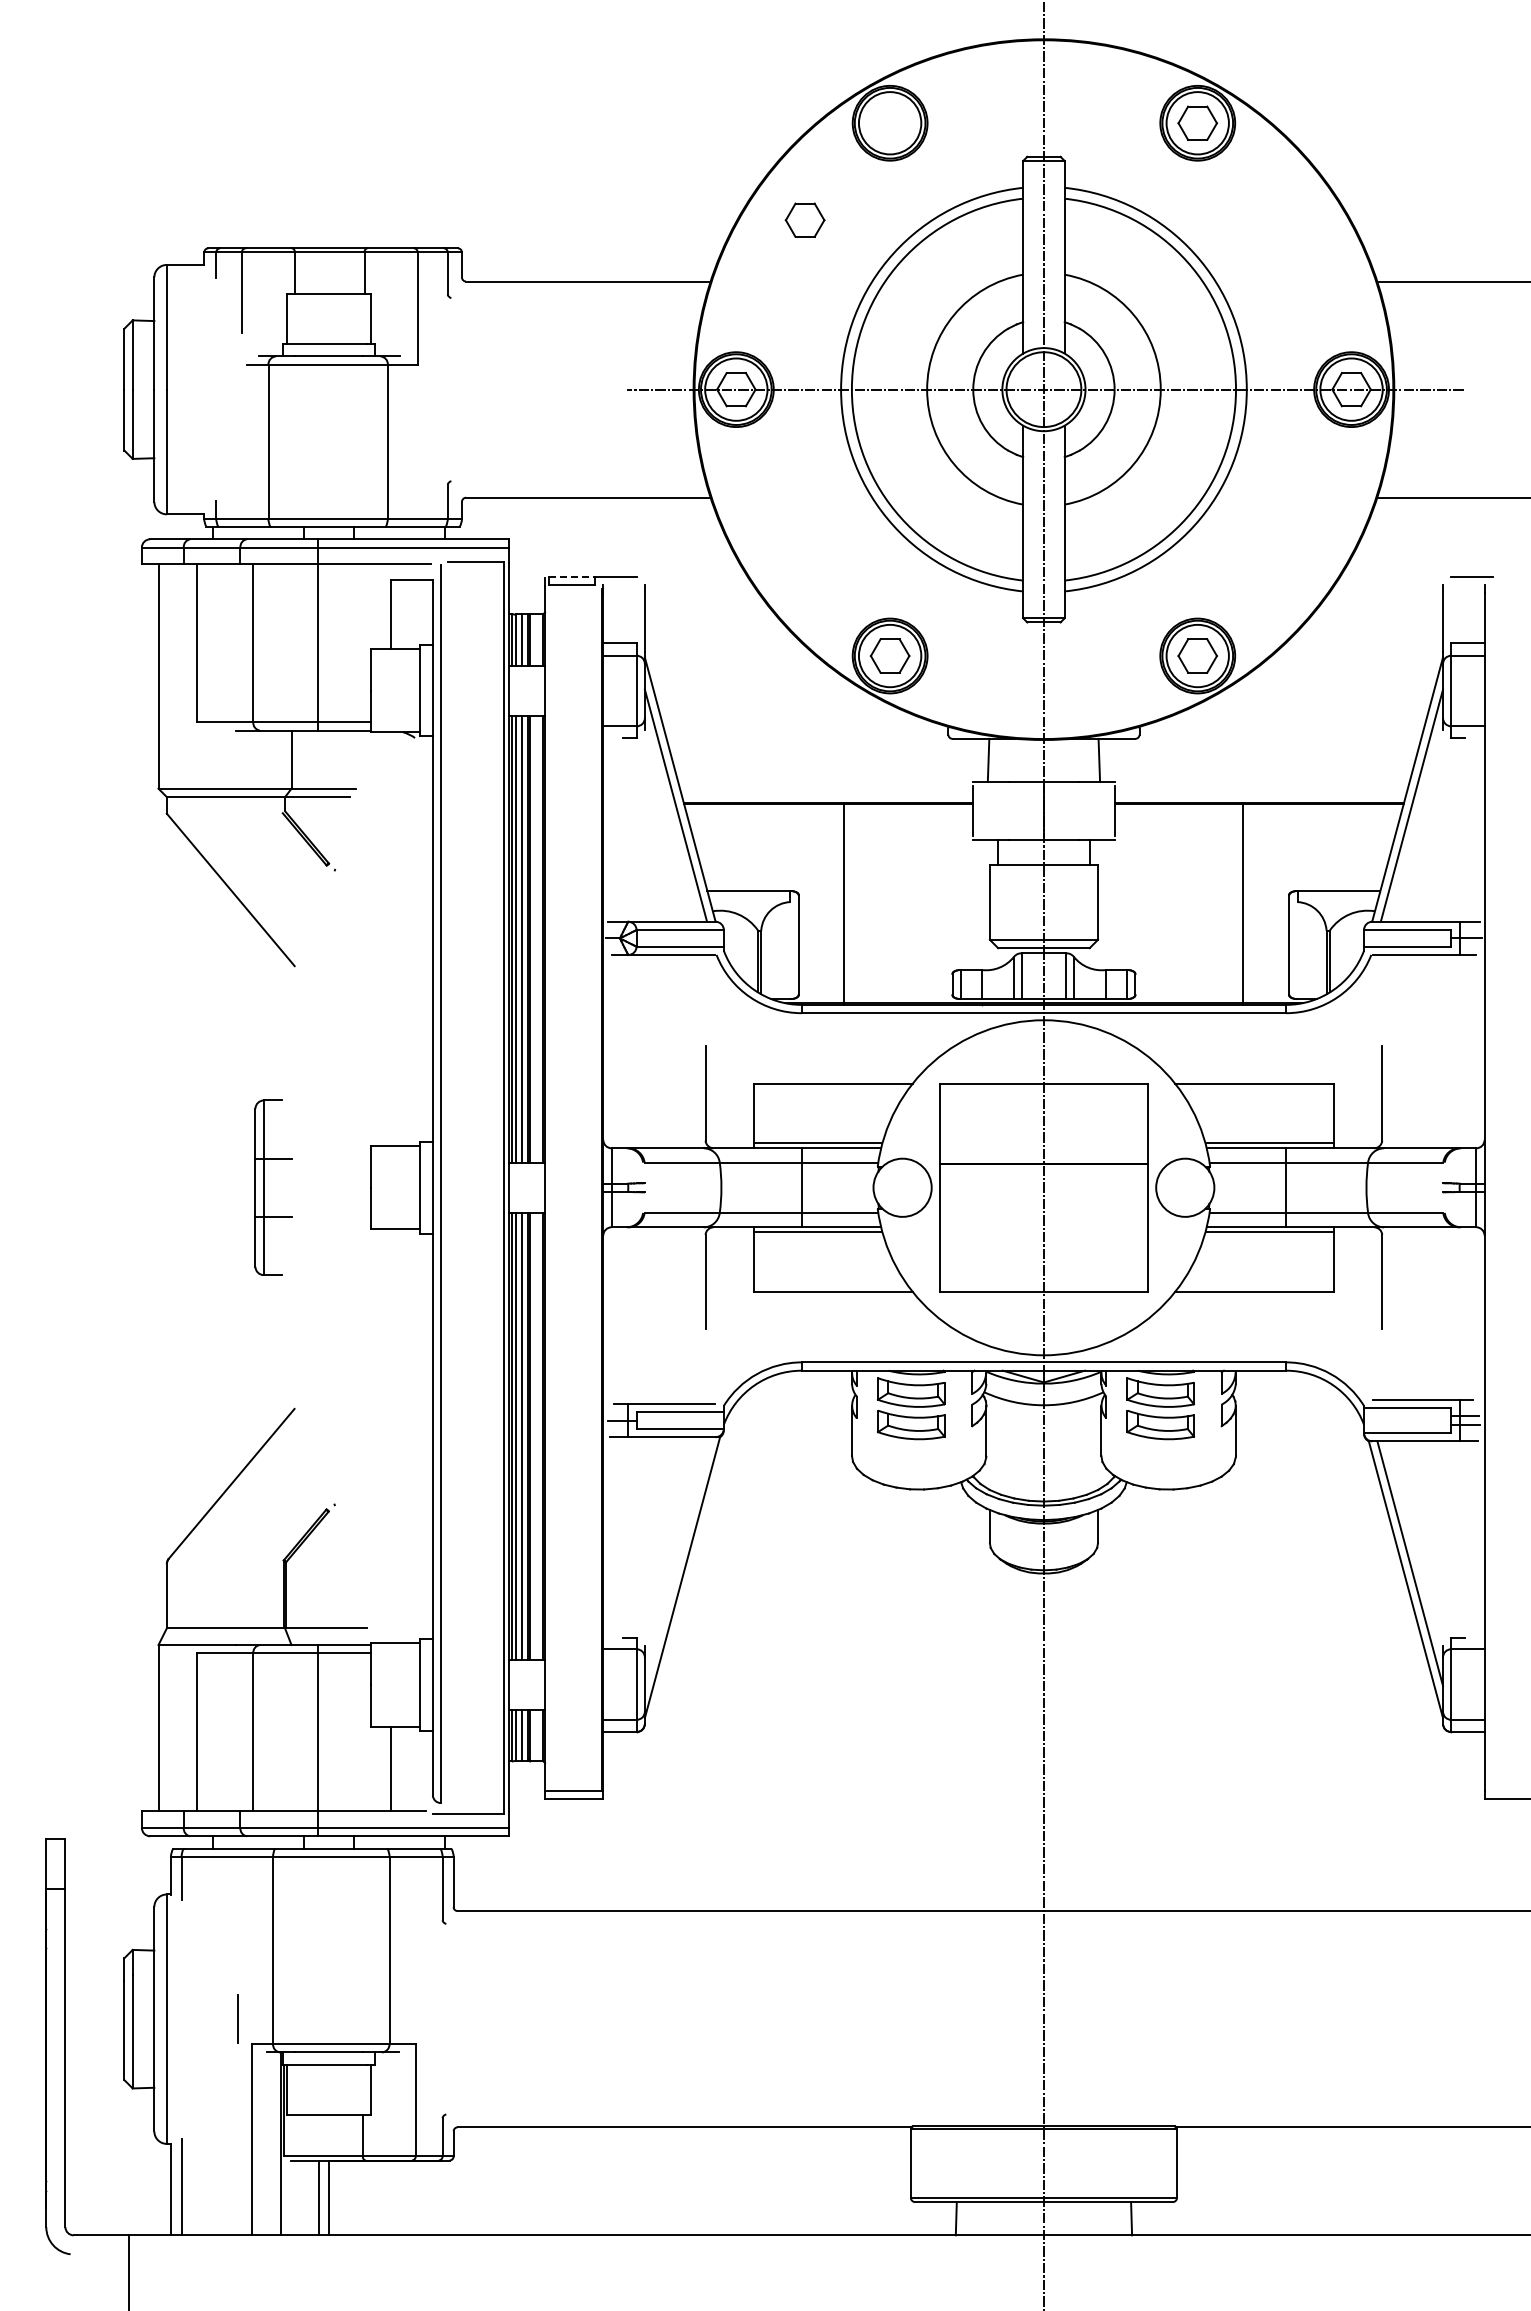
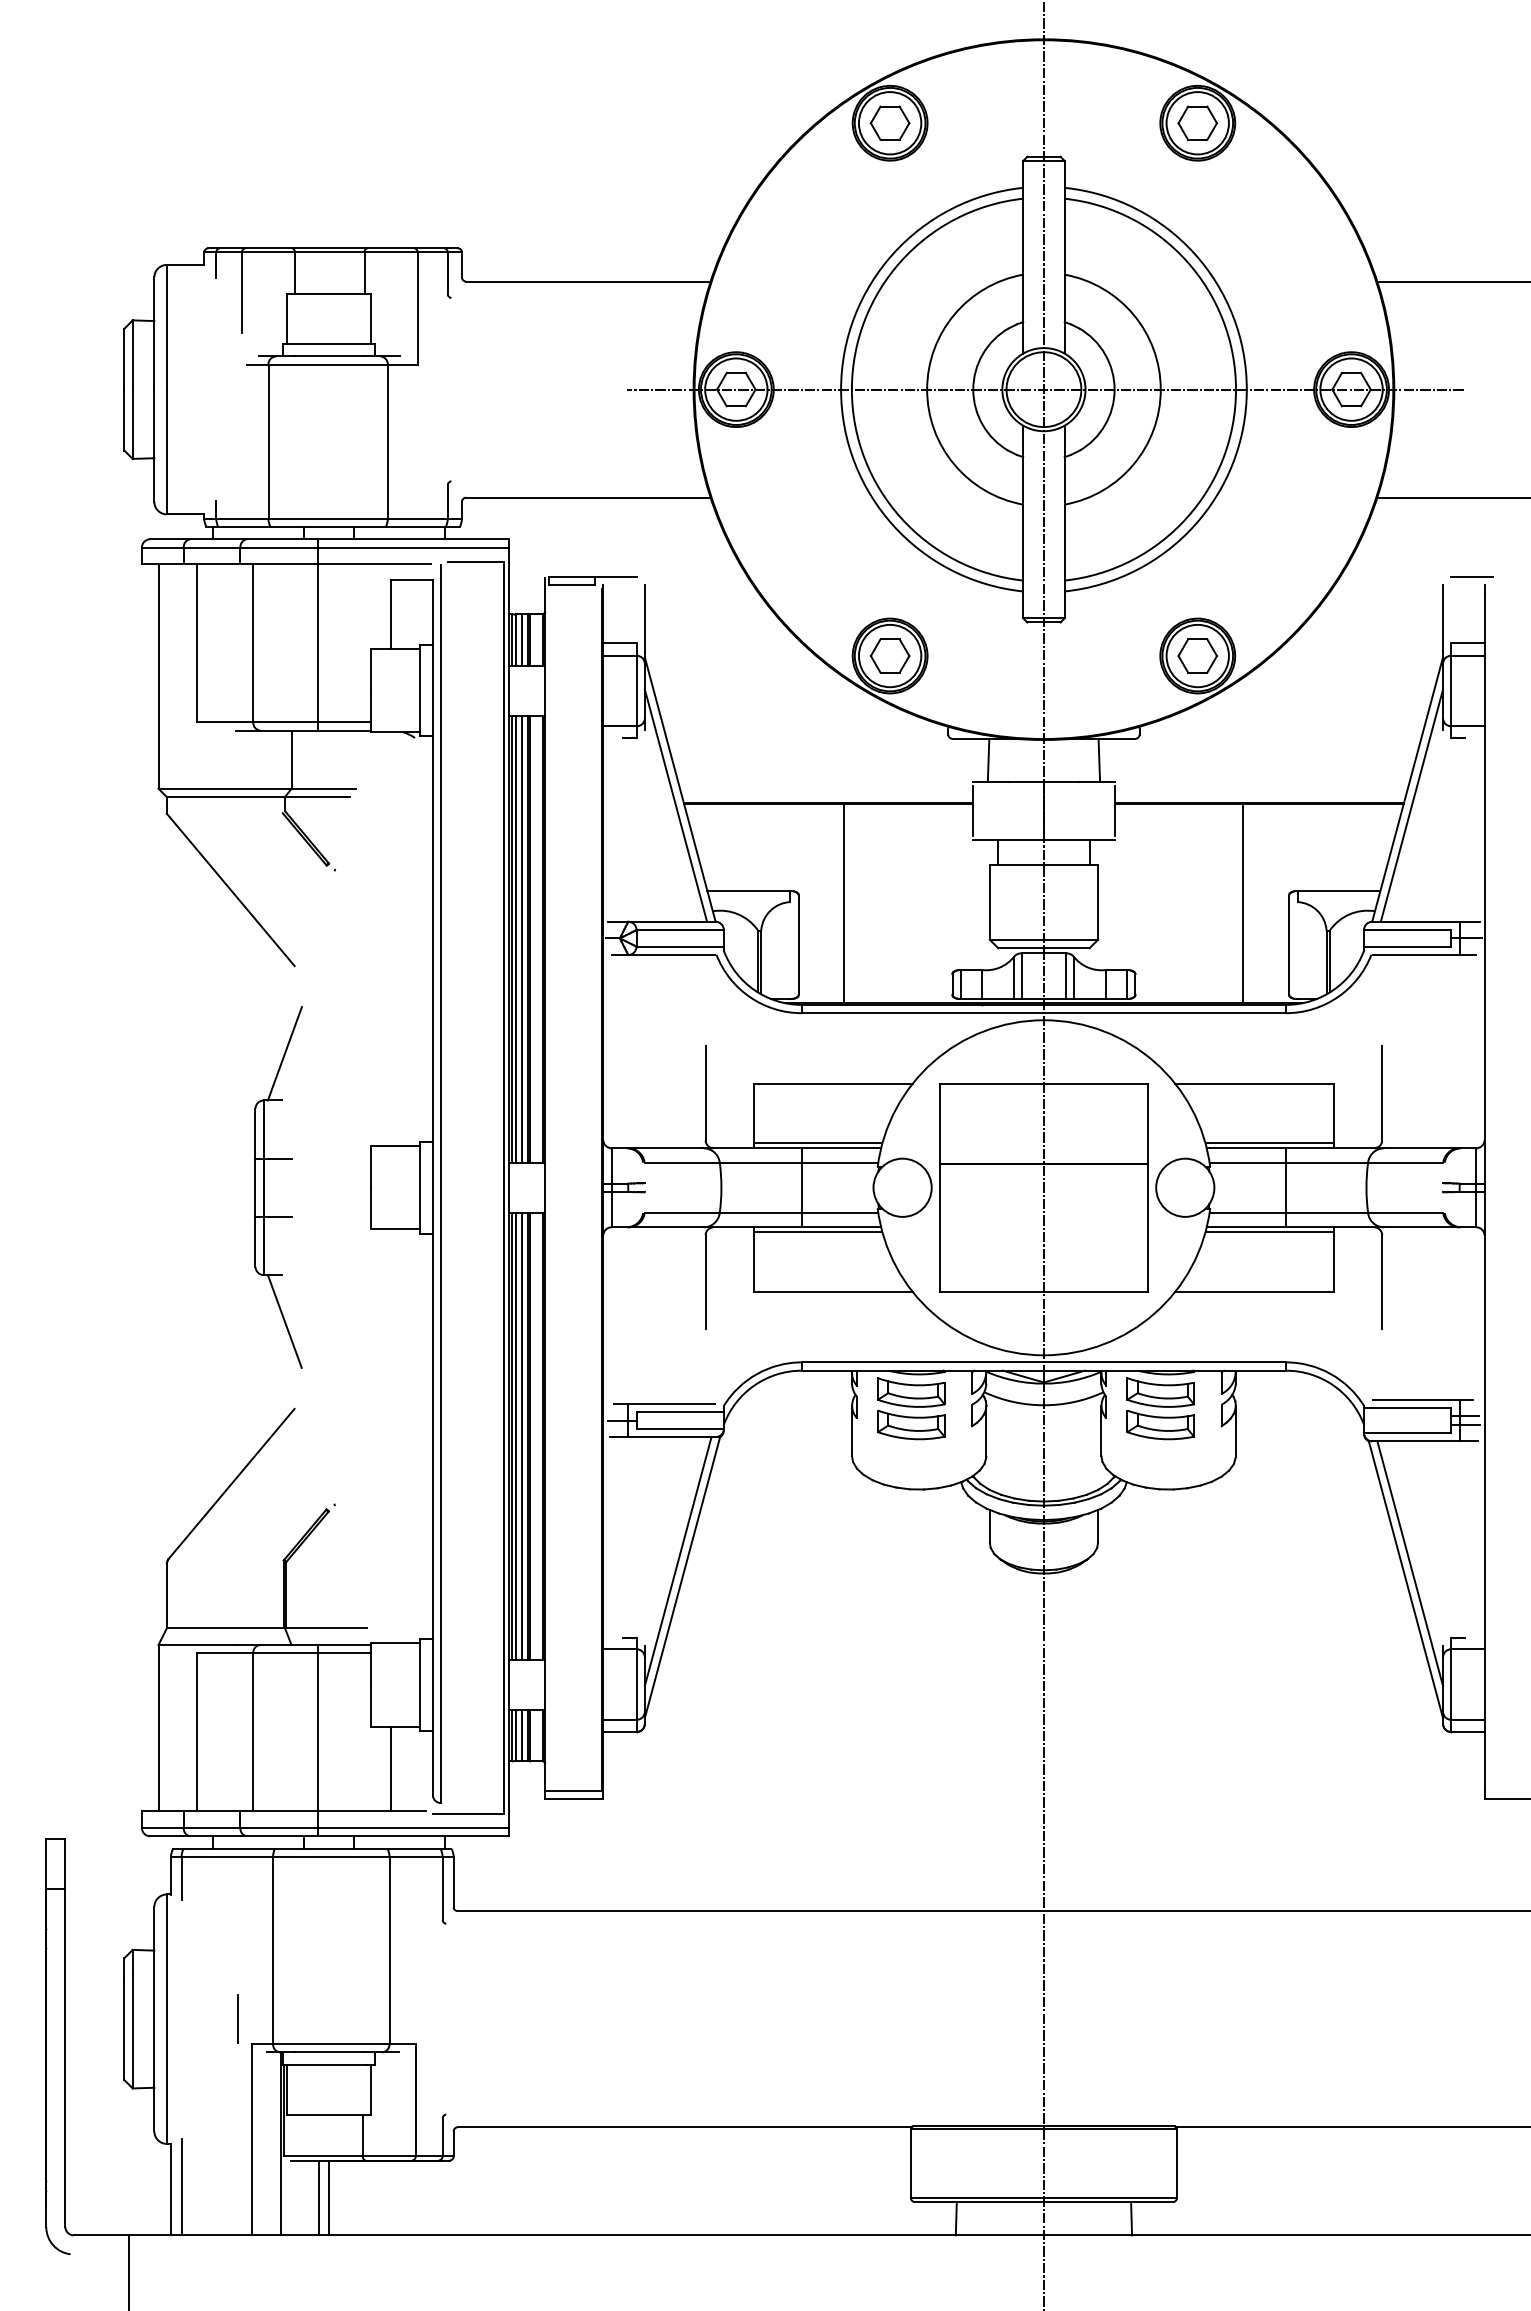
part position: (804, 219) -> (889, 122) (889, 122)
line: dashed -> solid (572, 576)
line: none -> present (284, 1053)
line: none -> present (284, 1321)
line: none -> present (677, 1561)
